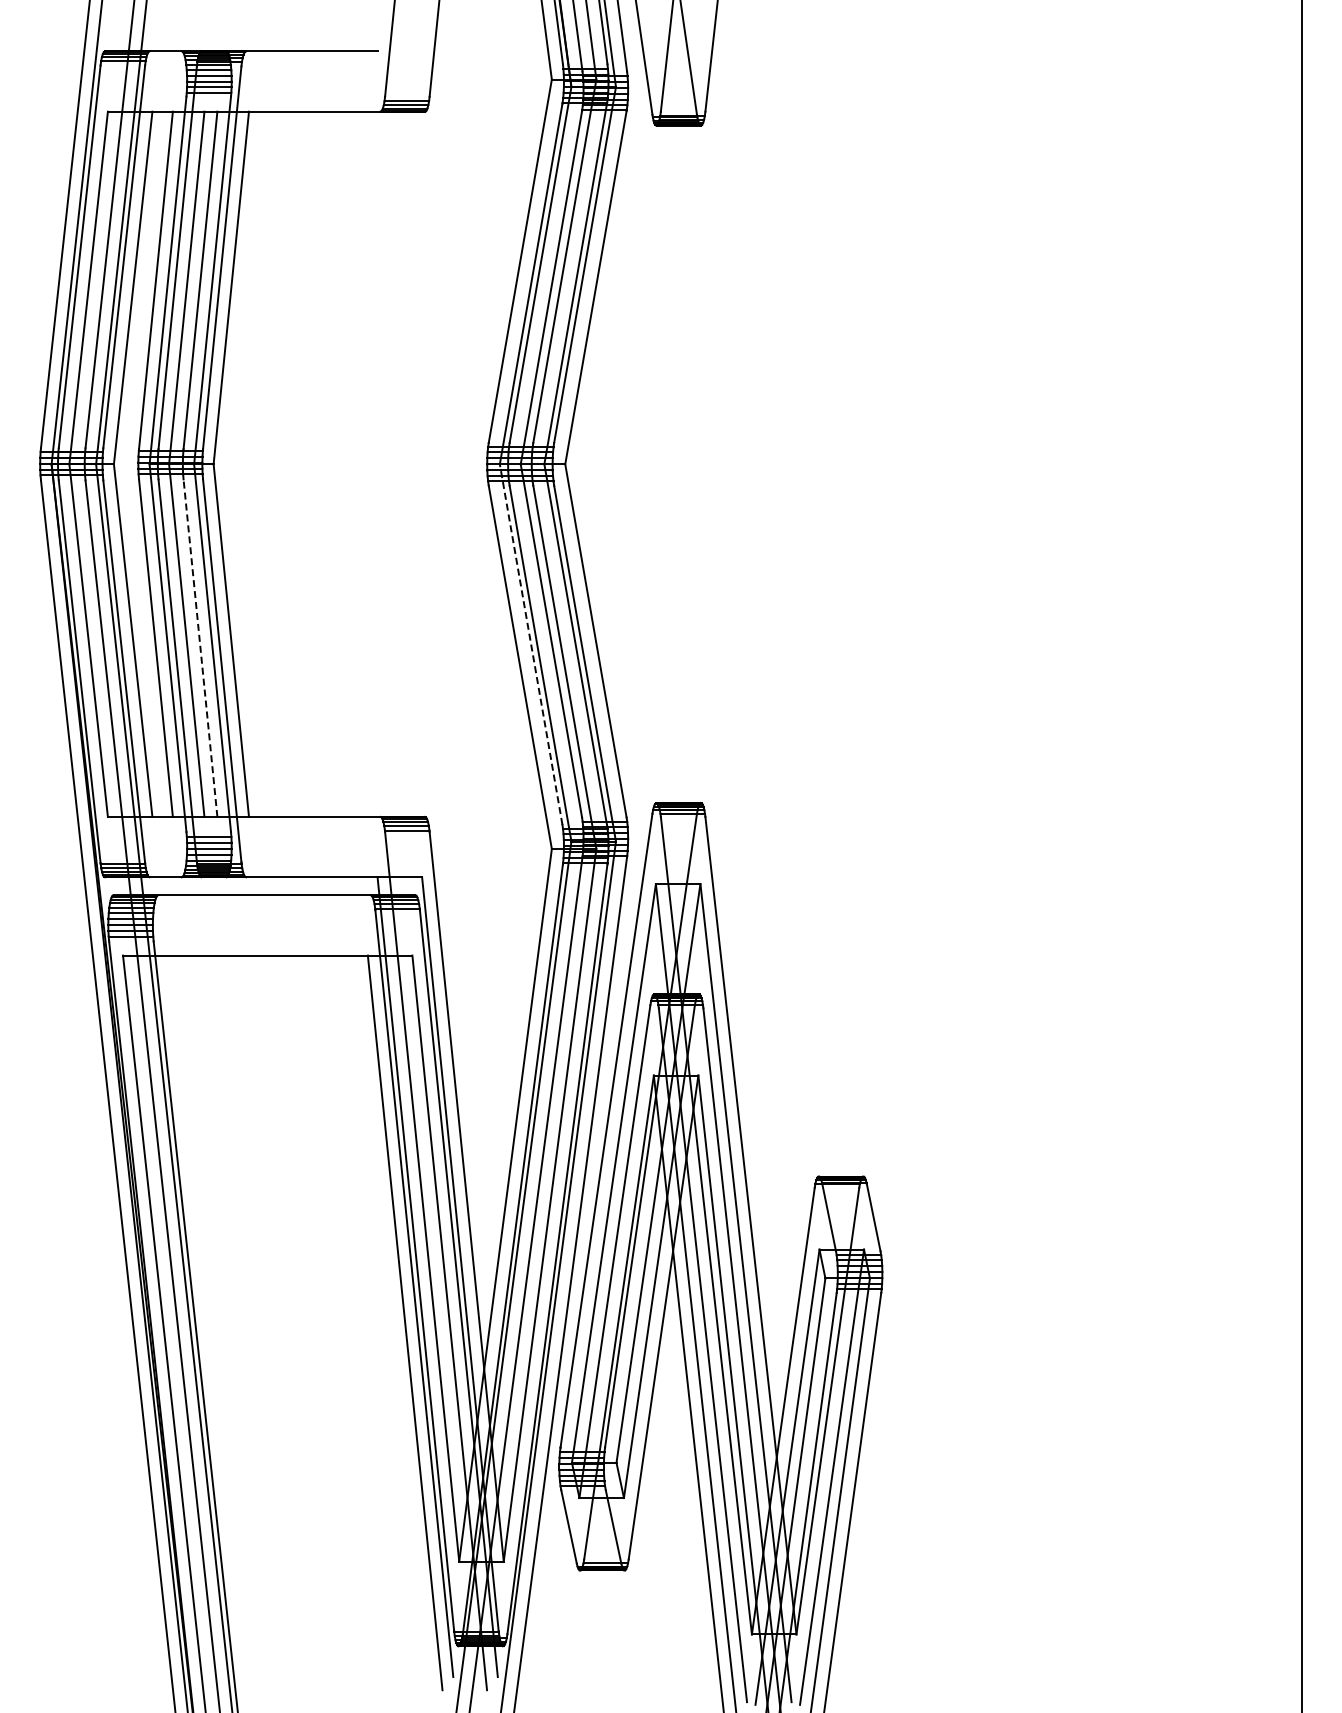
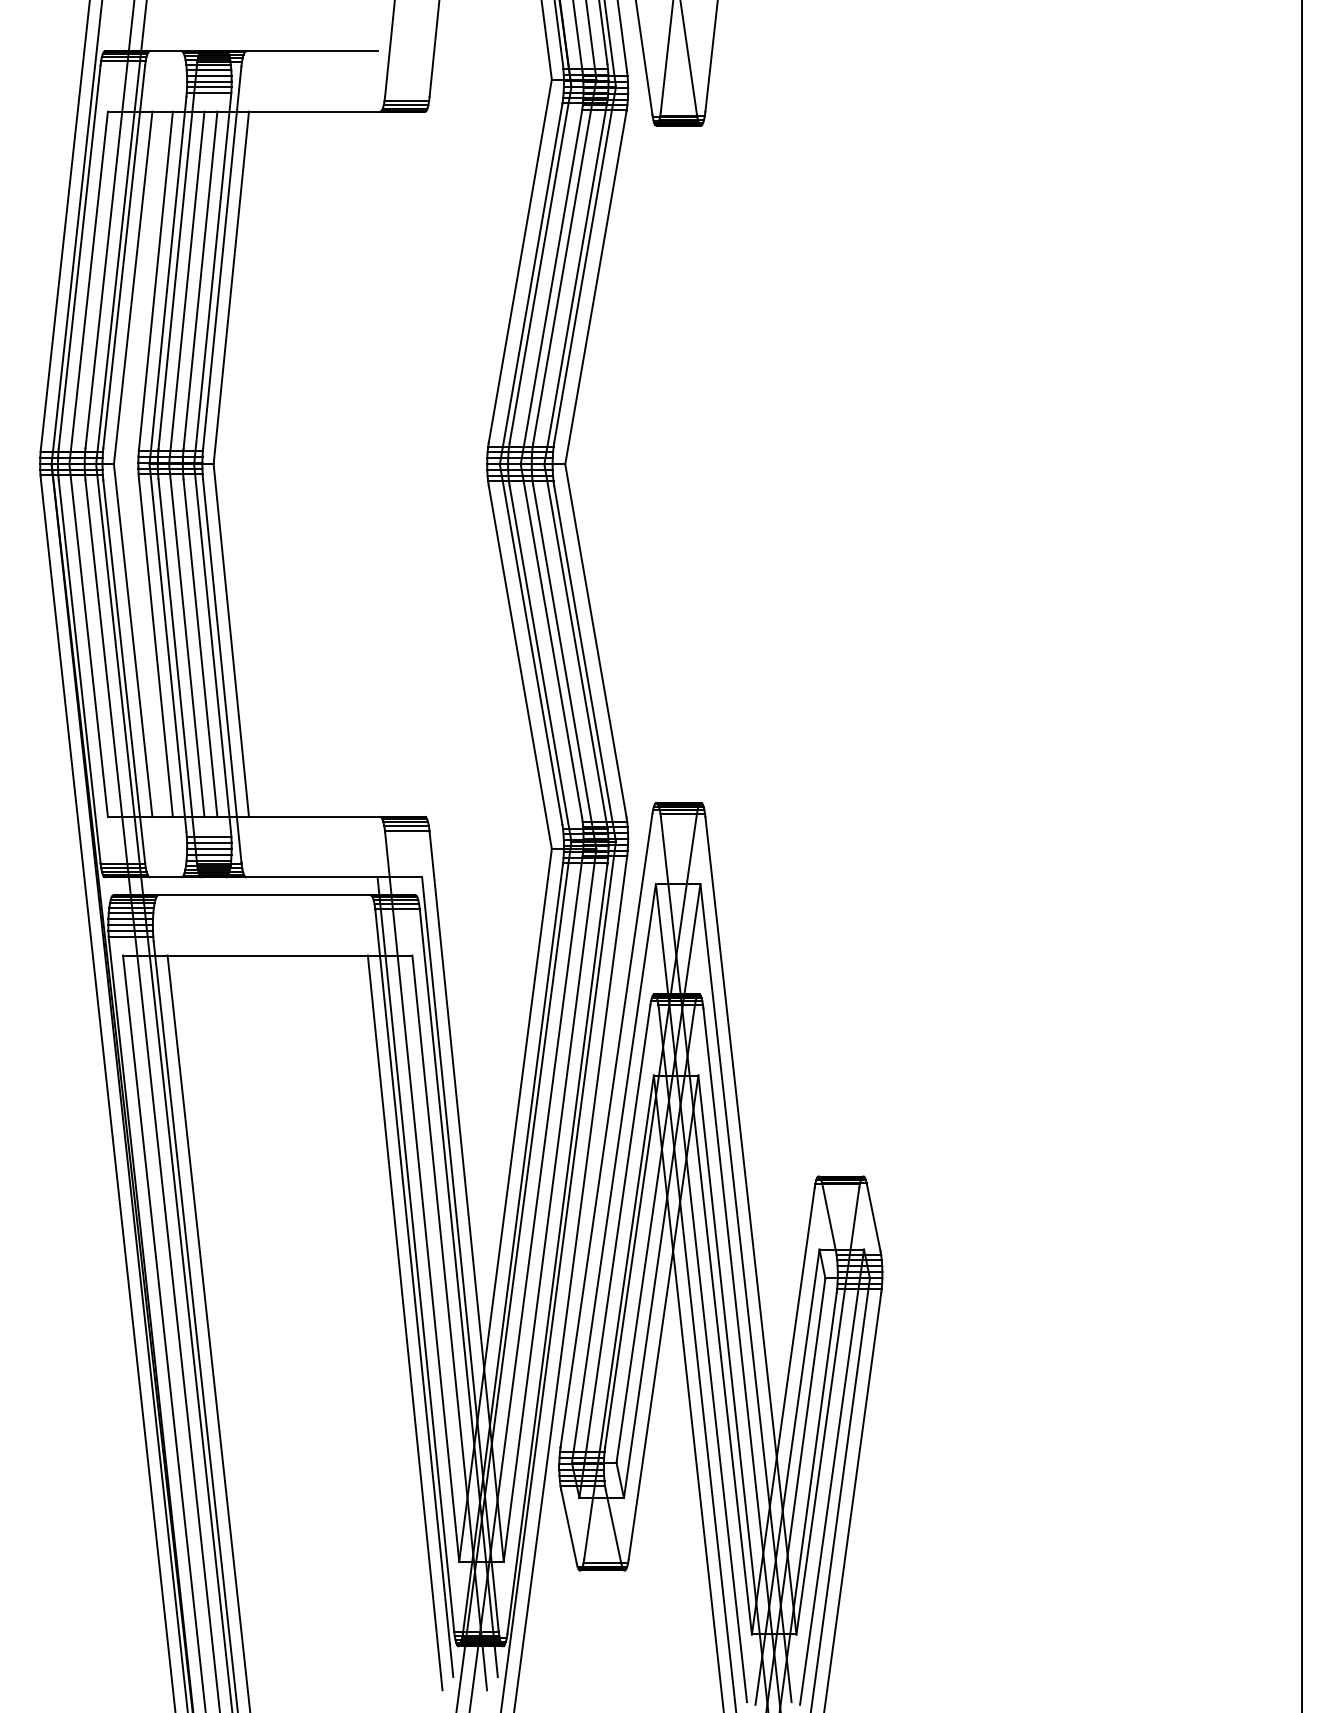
line: dashed -> solid (531, 644)
line: dashed -> solid (200, 648)
line: none -> present (208, 1332)
